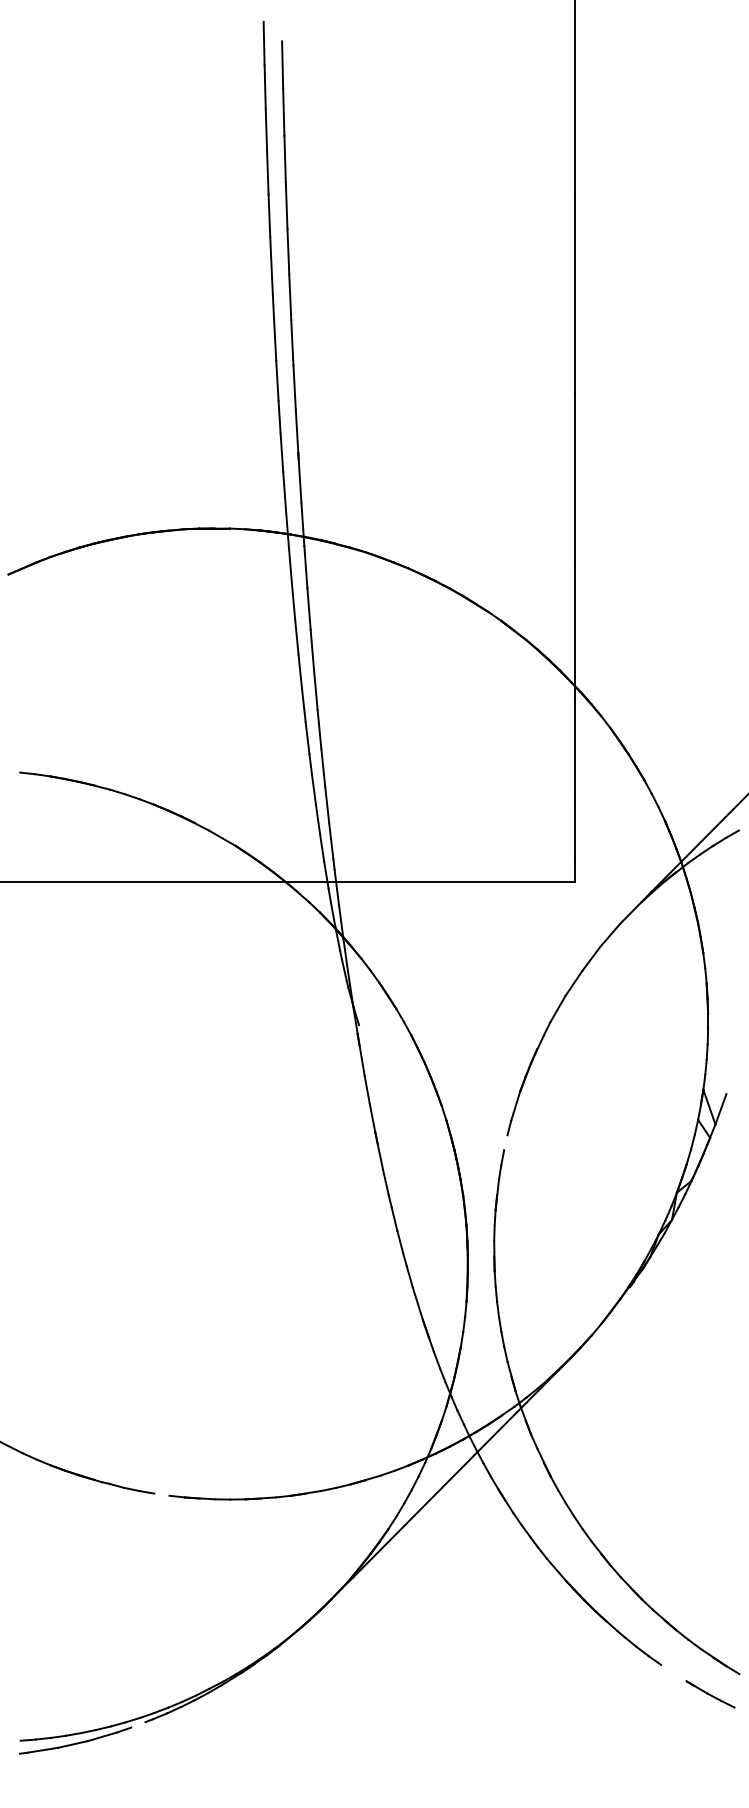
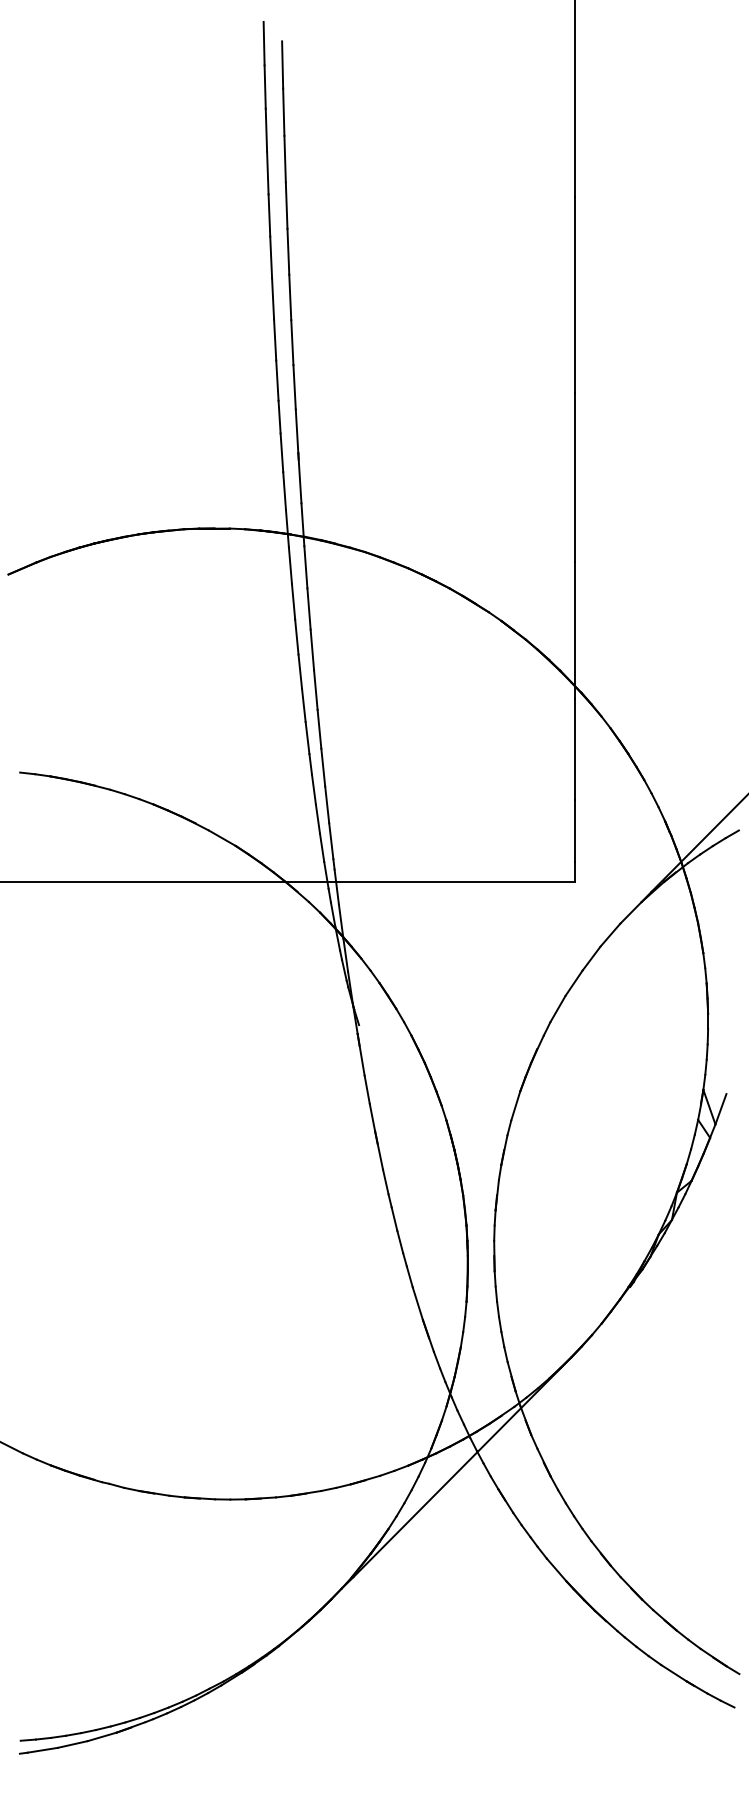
line: none -> present (504, 1150)
line: none -> present (154, 1492)
line: none -> present (673, 1672)
line: none -> present (130, 1727)
